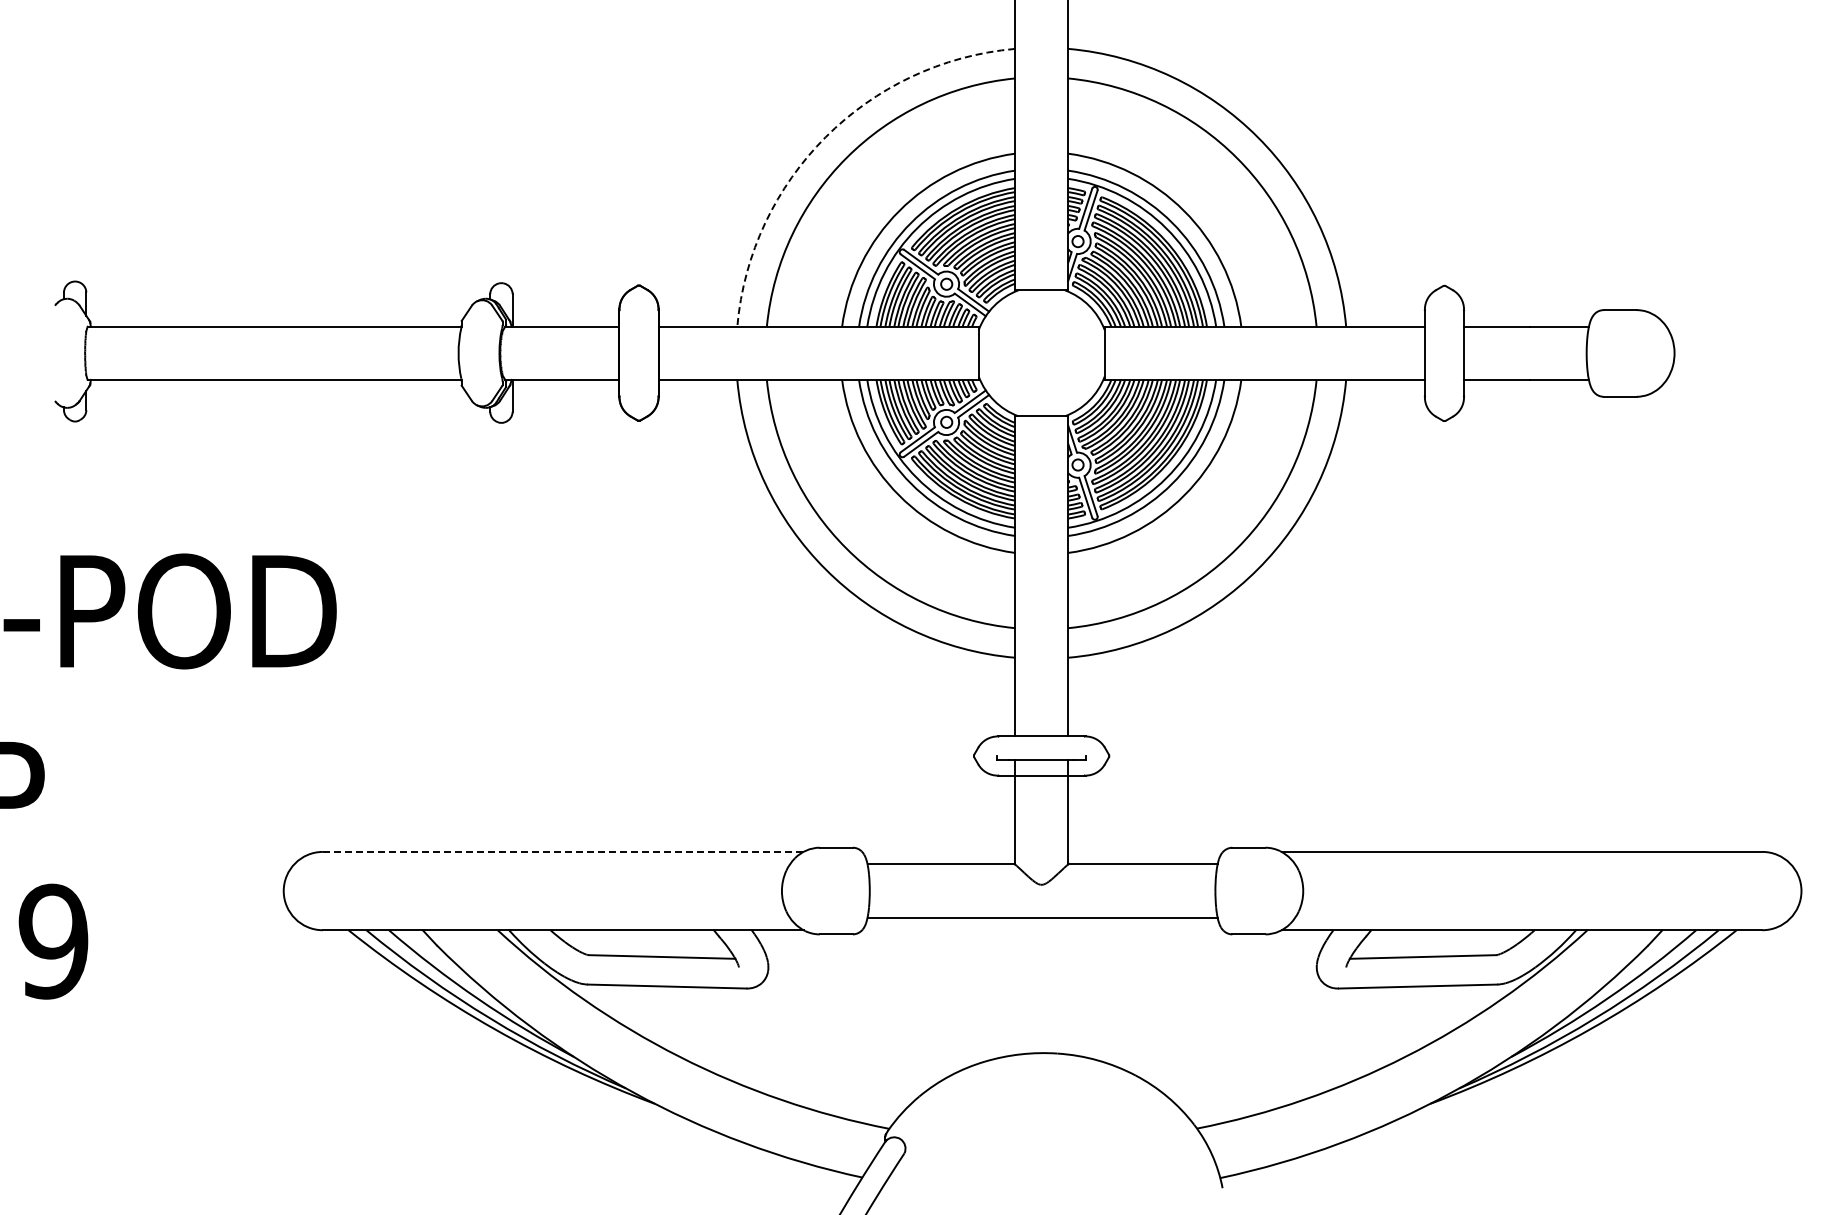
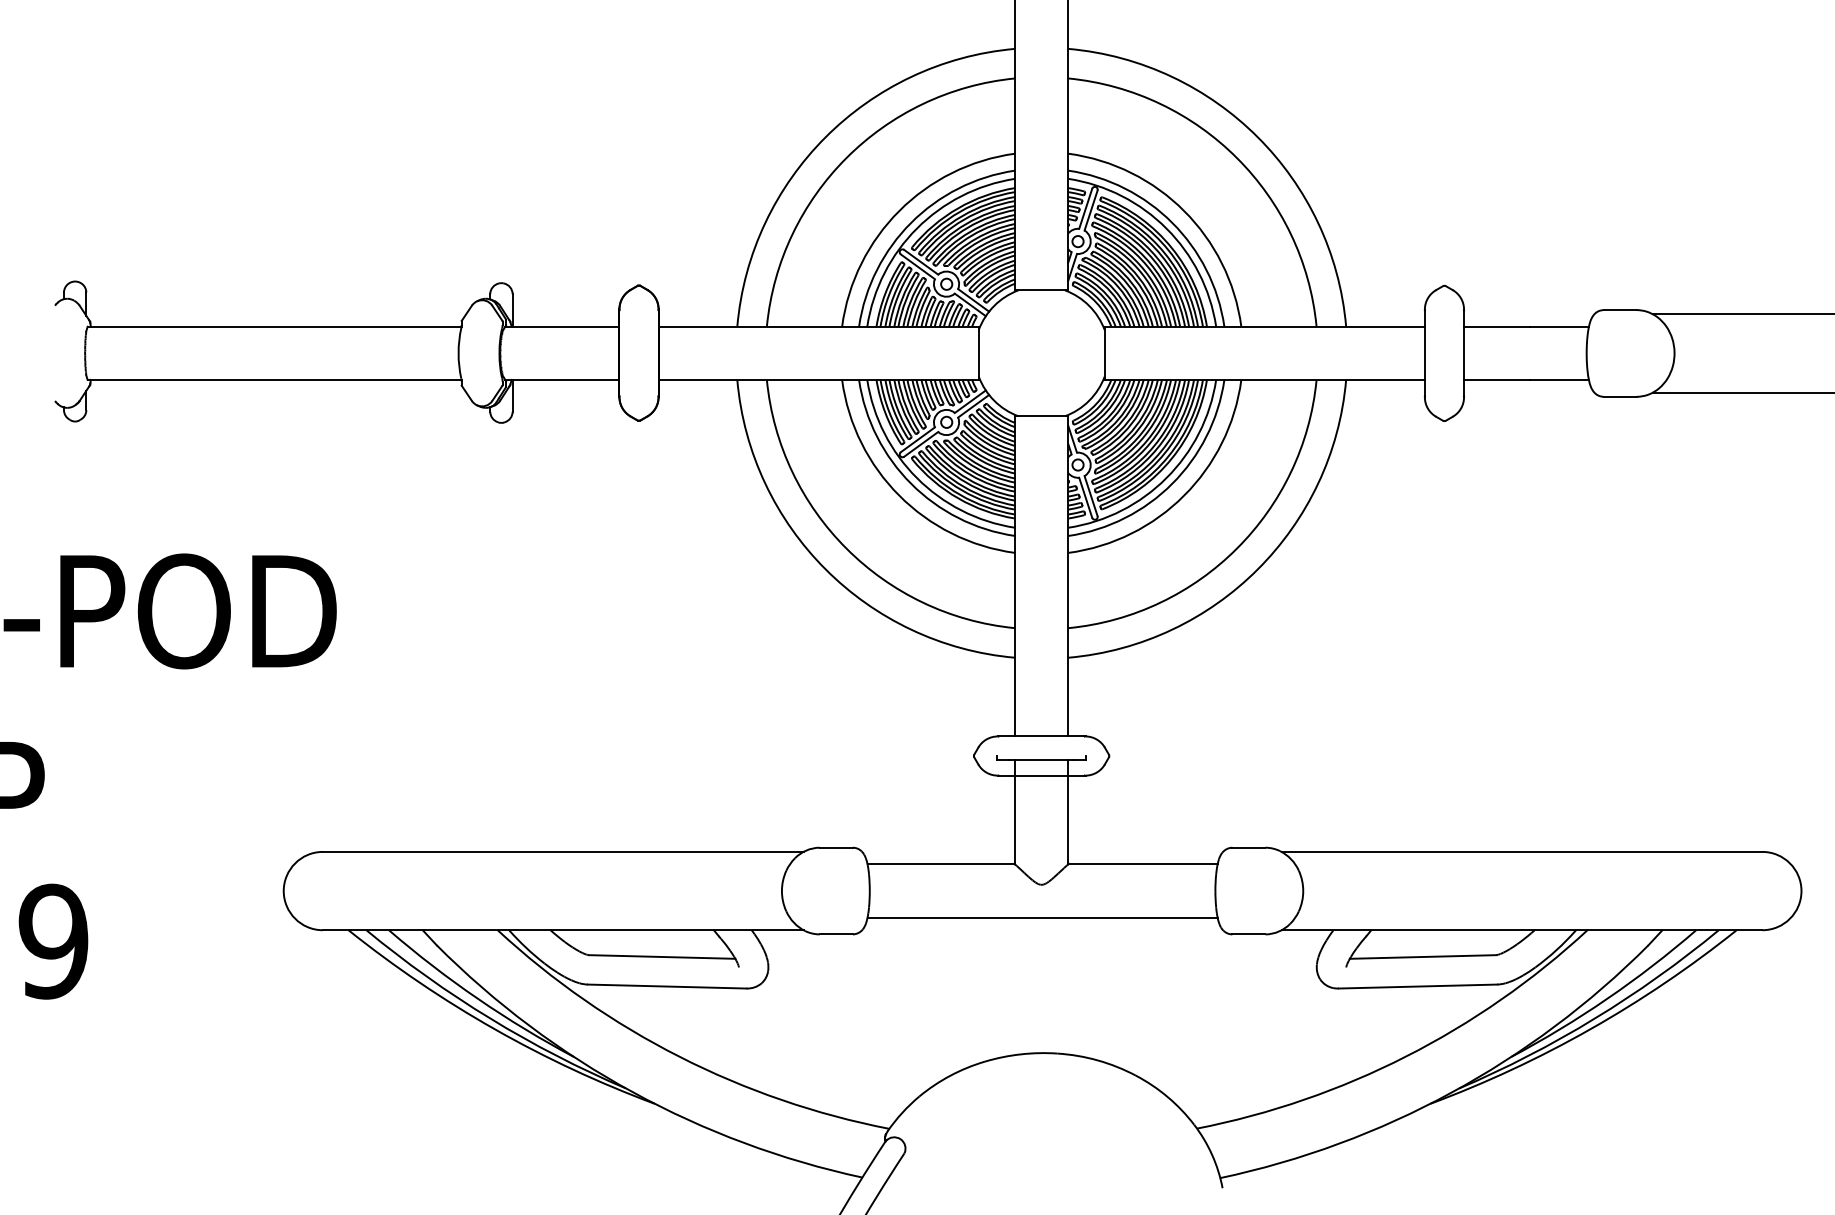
arc: dashed -> solid (825, 137)
line: none -> present (1741, 314)
line: none -> present (1741, 392)
line: dashed -> solid (563, 851)
